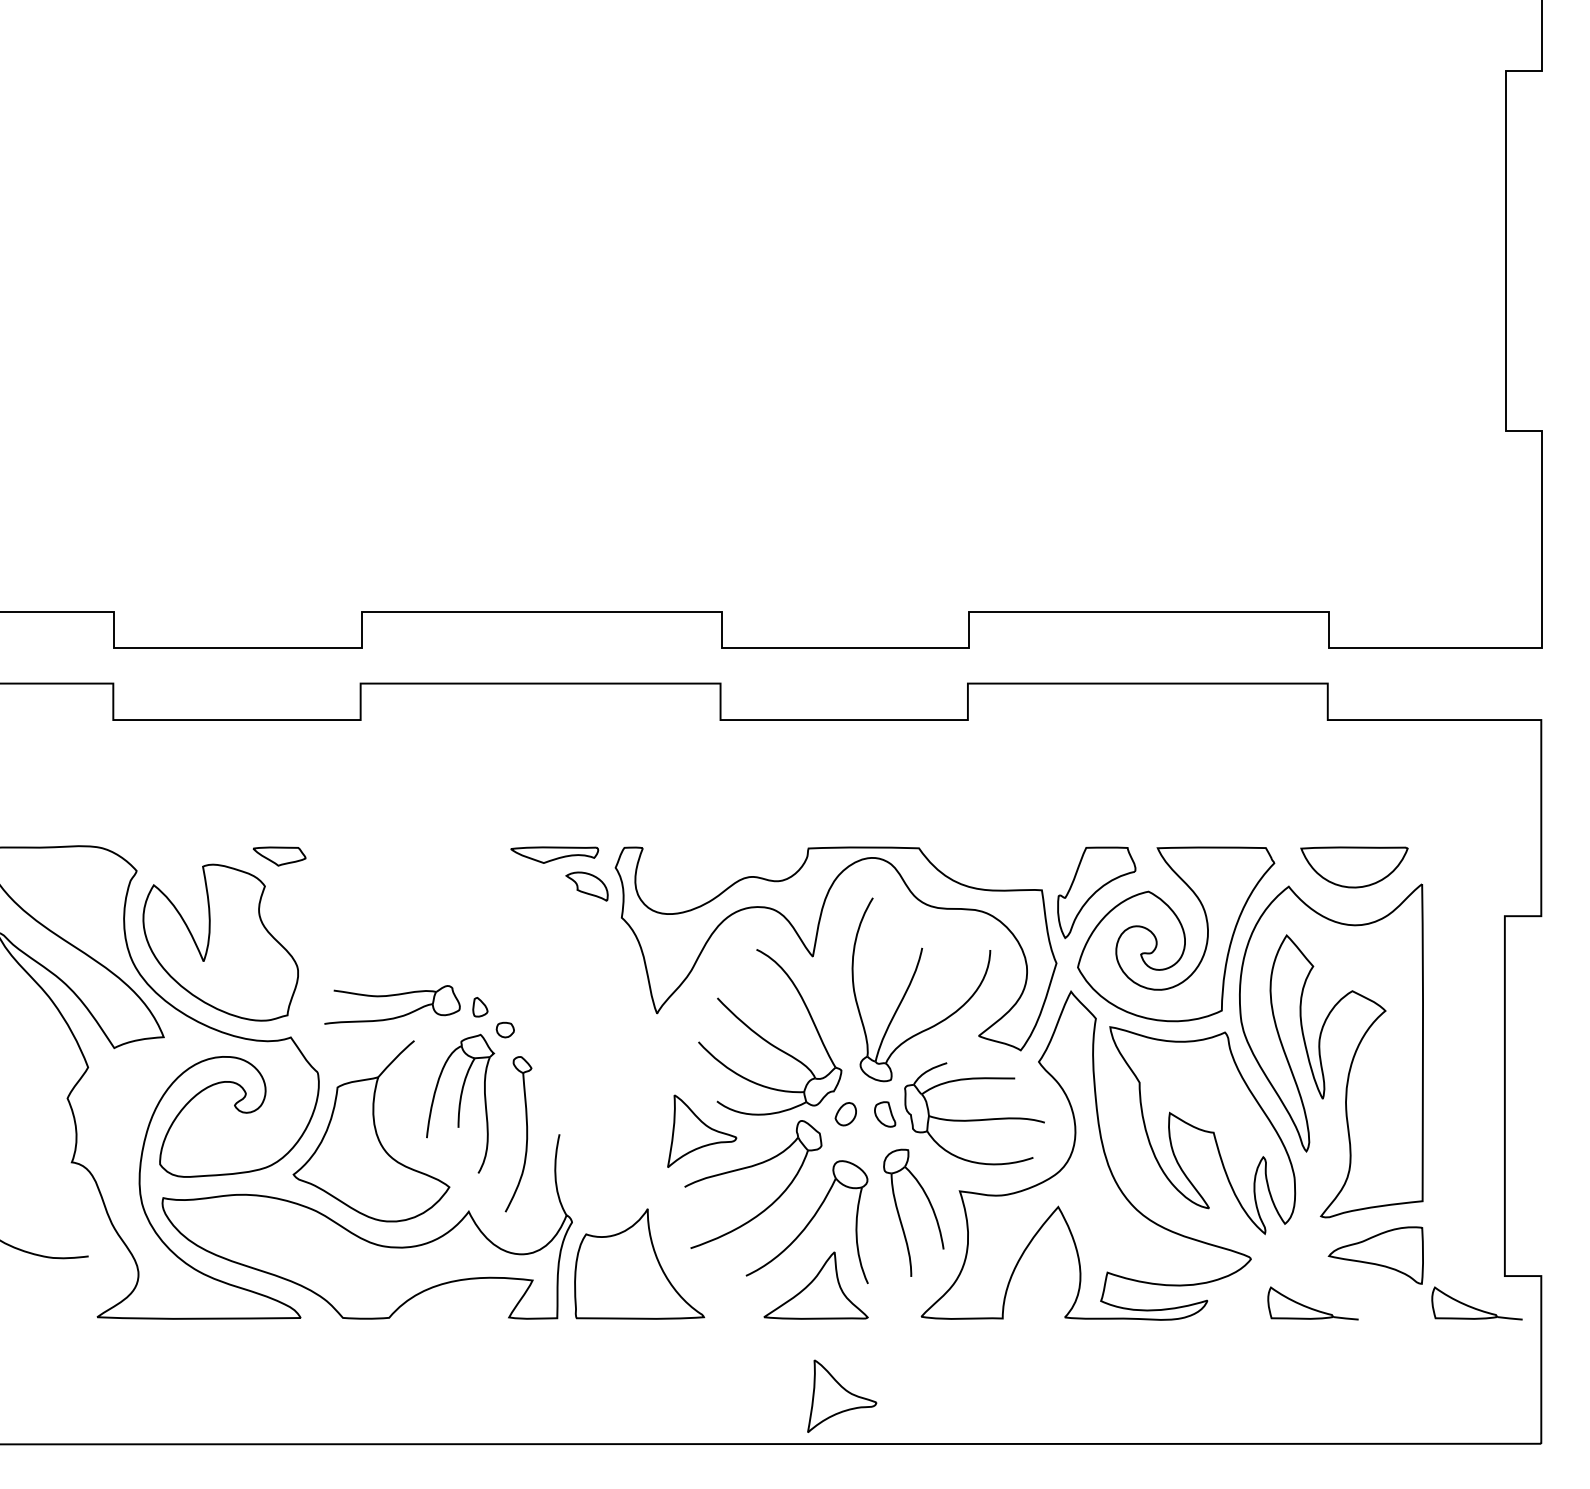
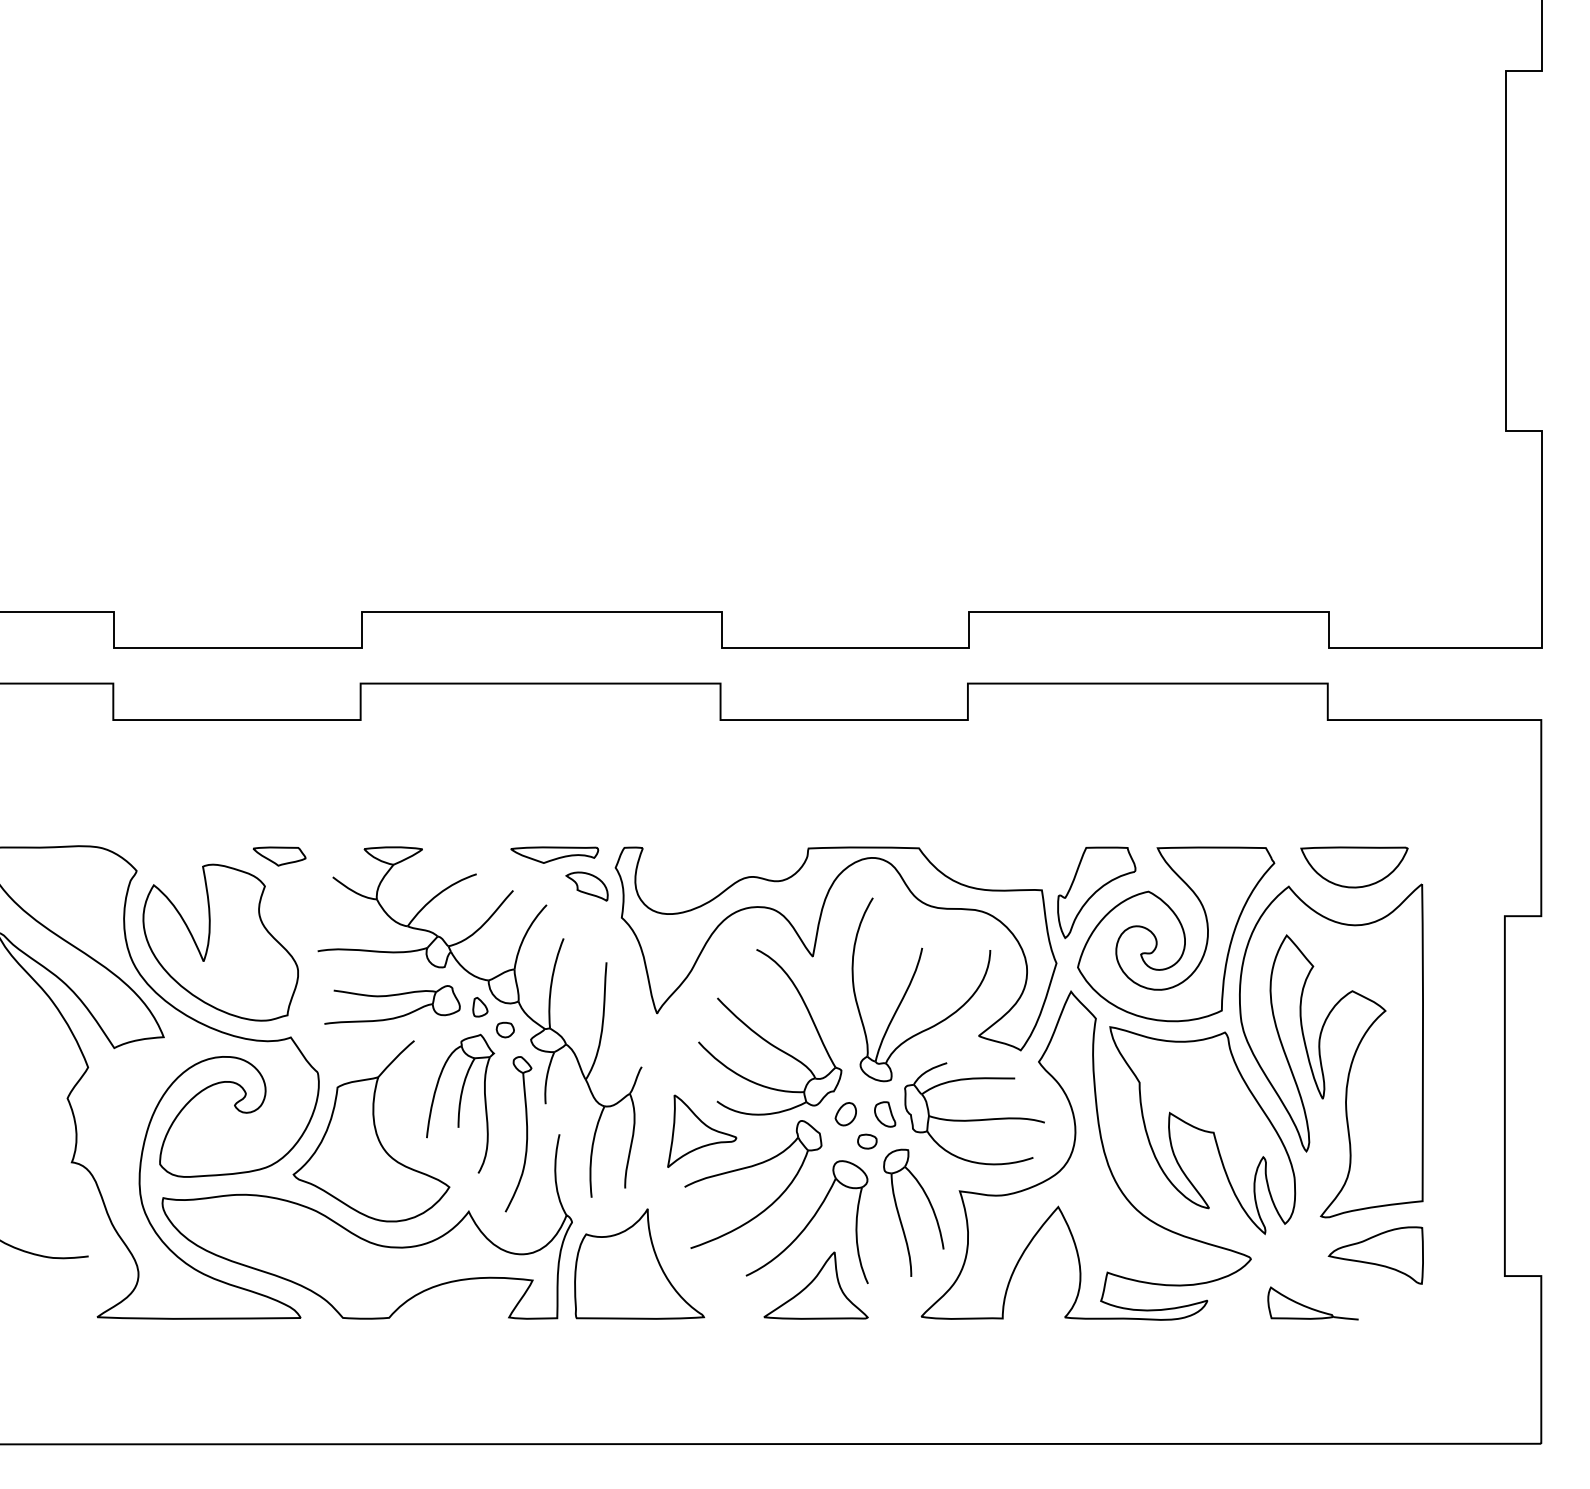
part: none -> present (497, 1000)
curve: none -> present (870, 1136)
part: present -> none (1476, 1303)
curve: present -> none (845, 1391)
